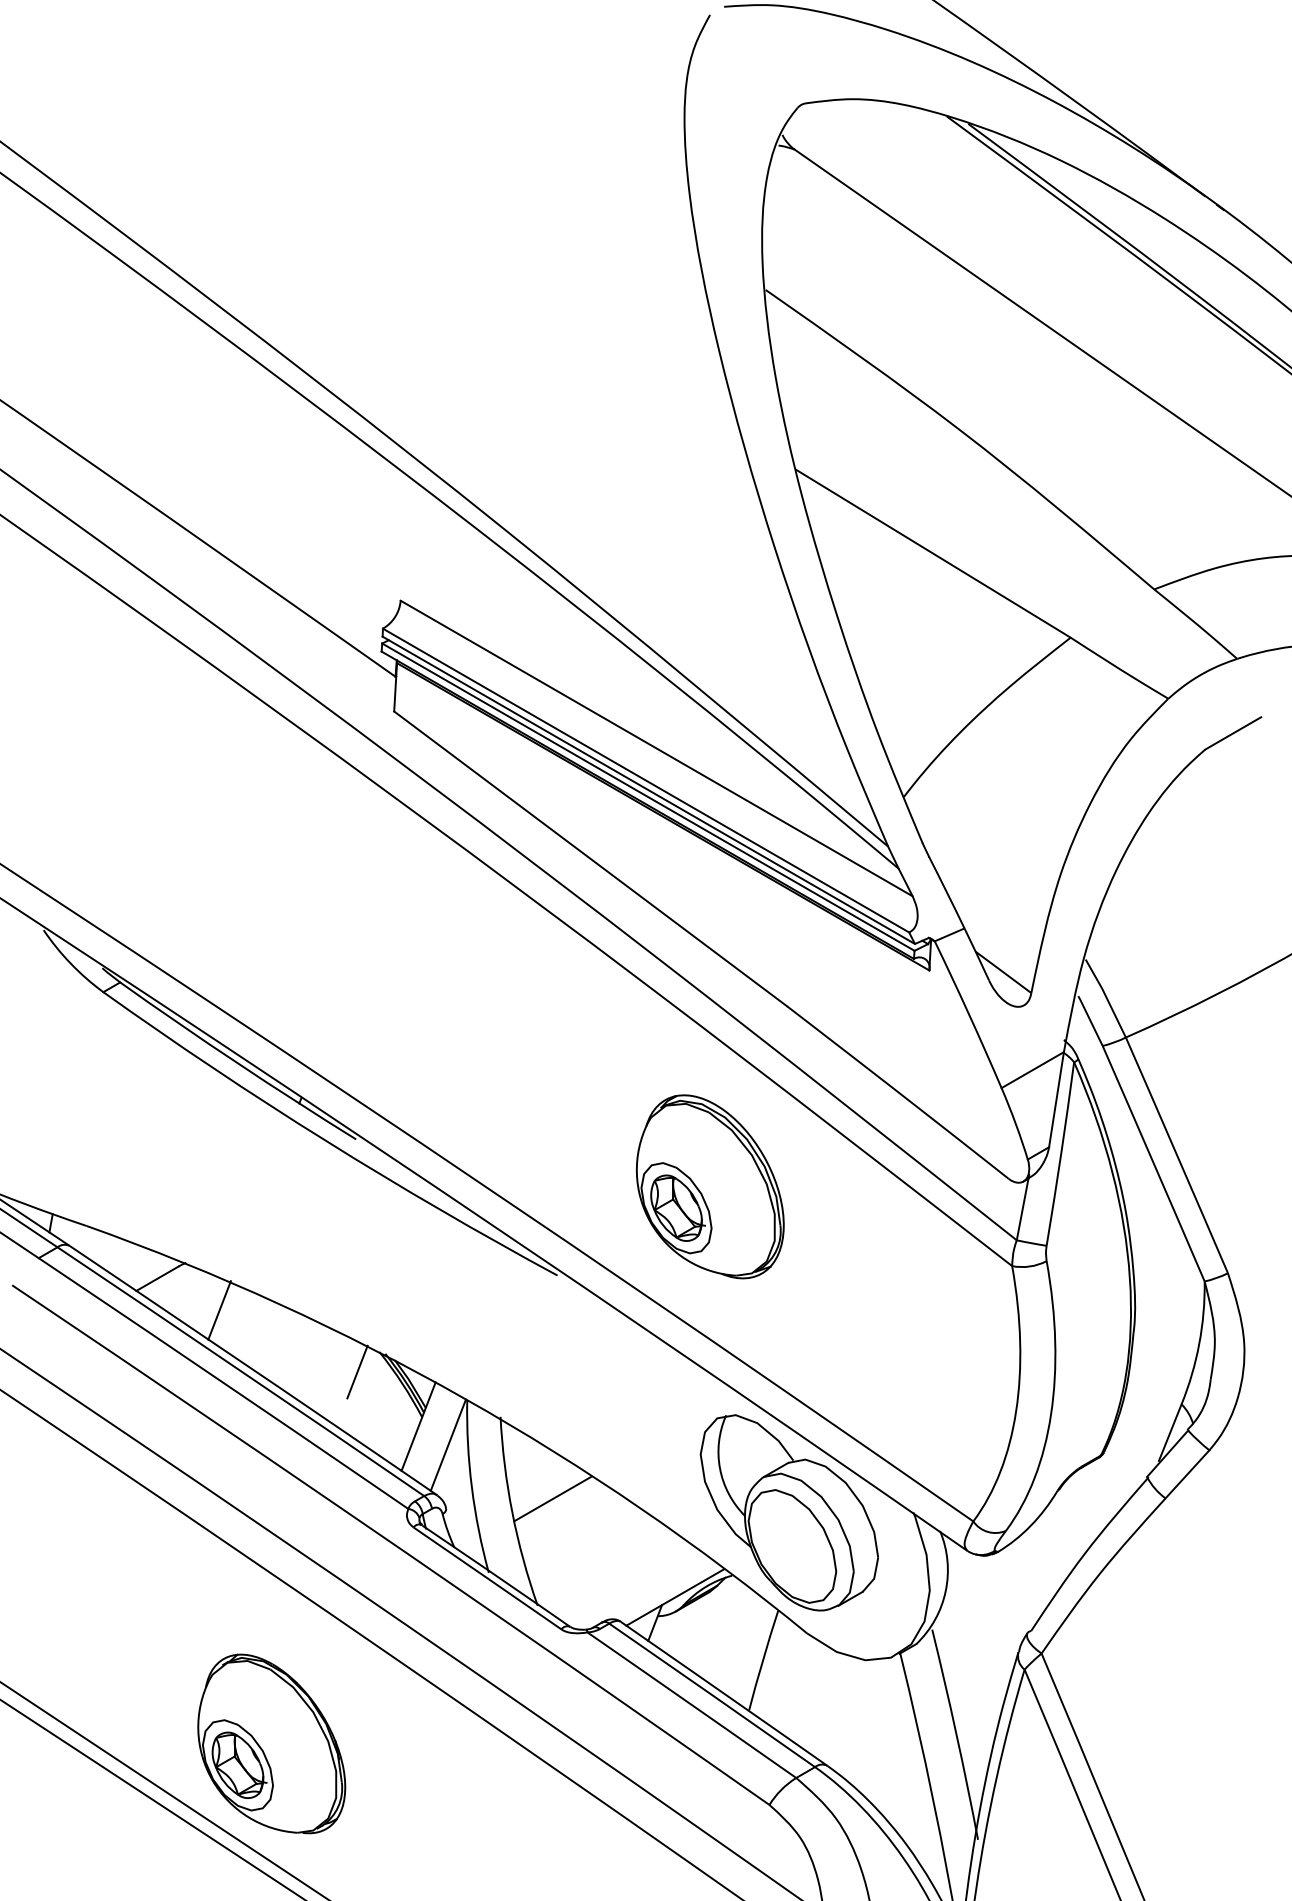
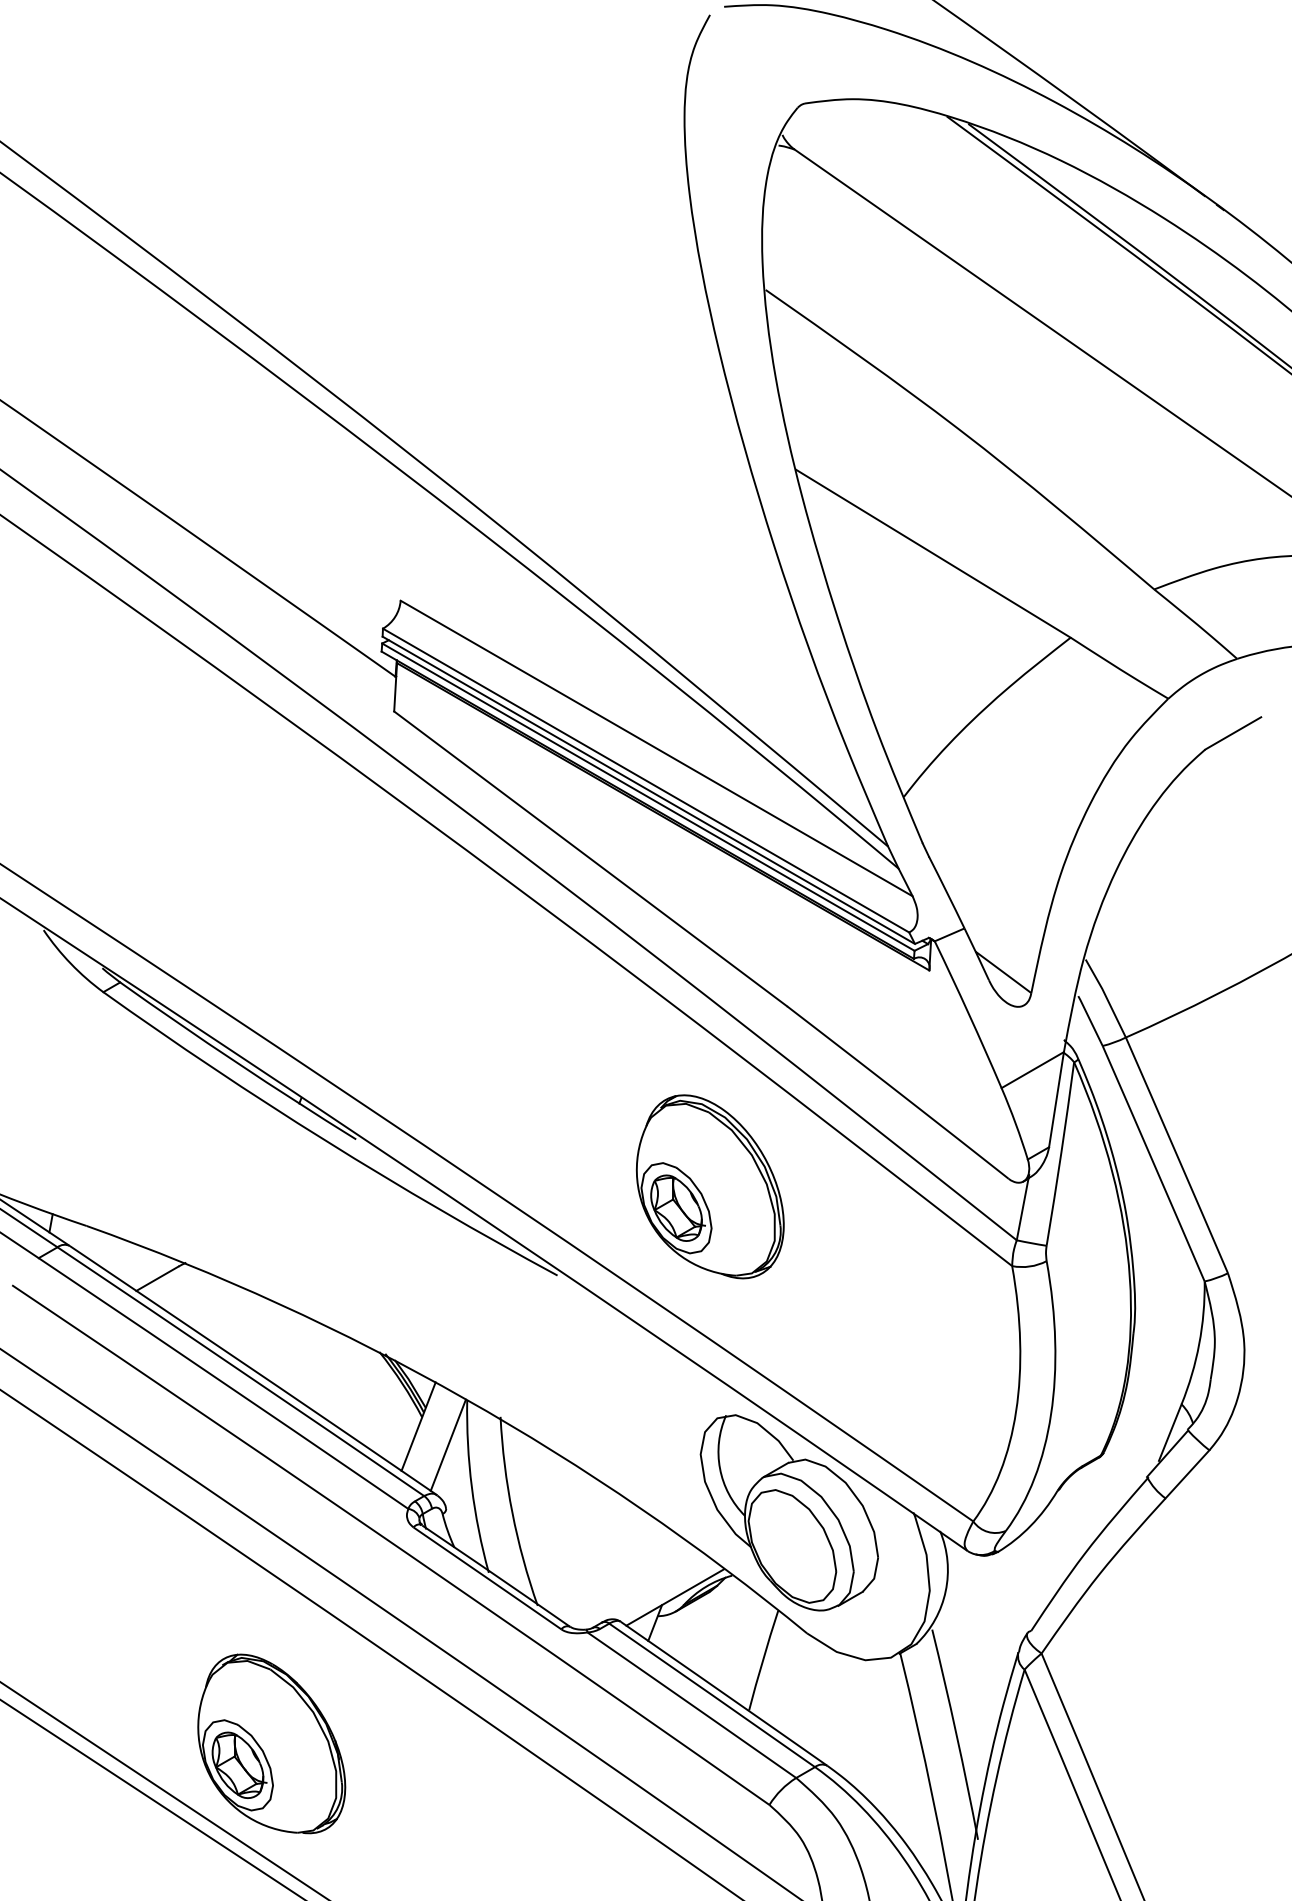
line: present -> none (219, 1310)
line: present -> none (357, 1371)
line: present -> none (552, 1498)
